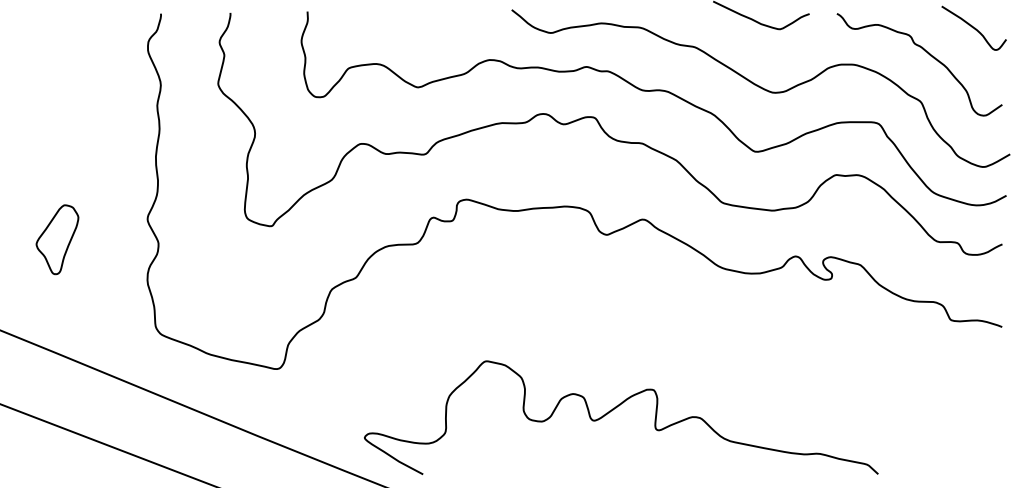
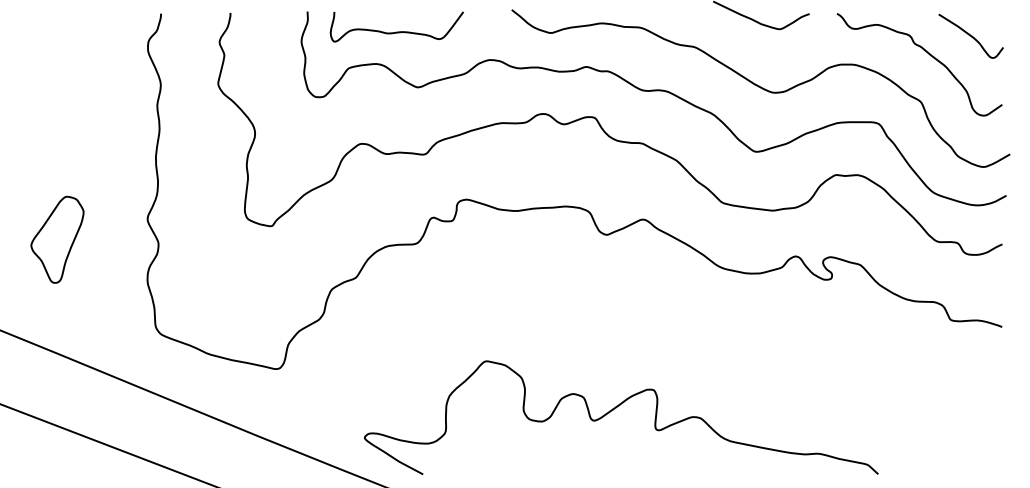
curve position: (973, 27) -> (970, 35) (970, 35)
curve: none -> present (396, 31)
part size: 45x72 px -> 55x89 px (57, 239)
